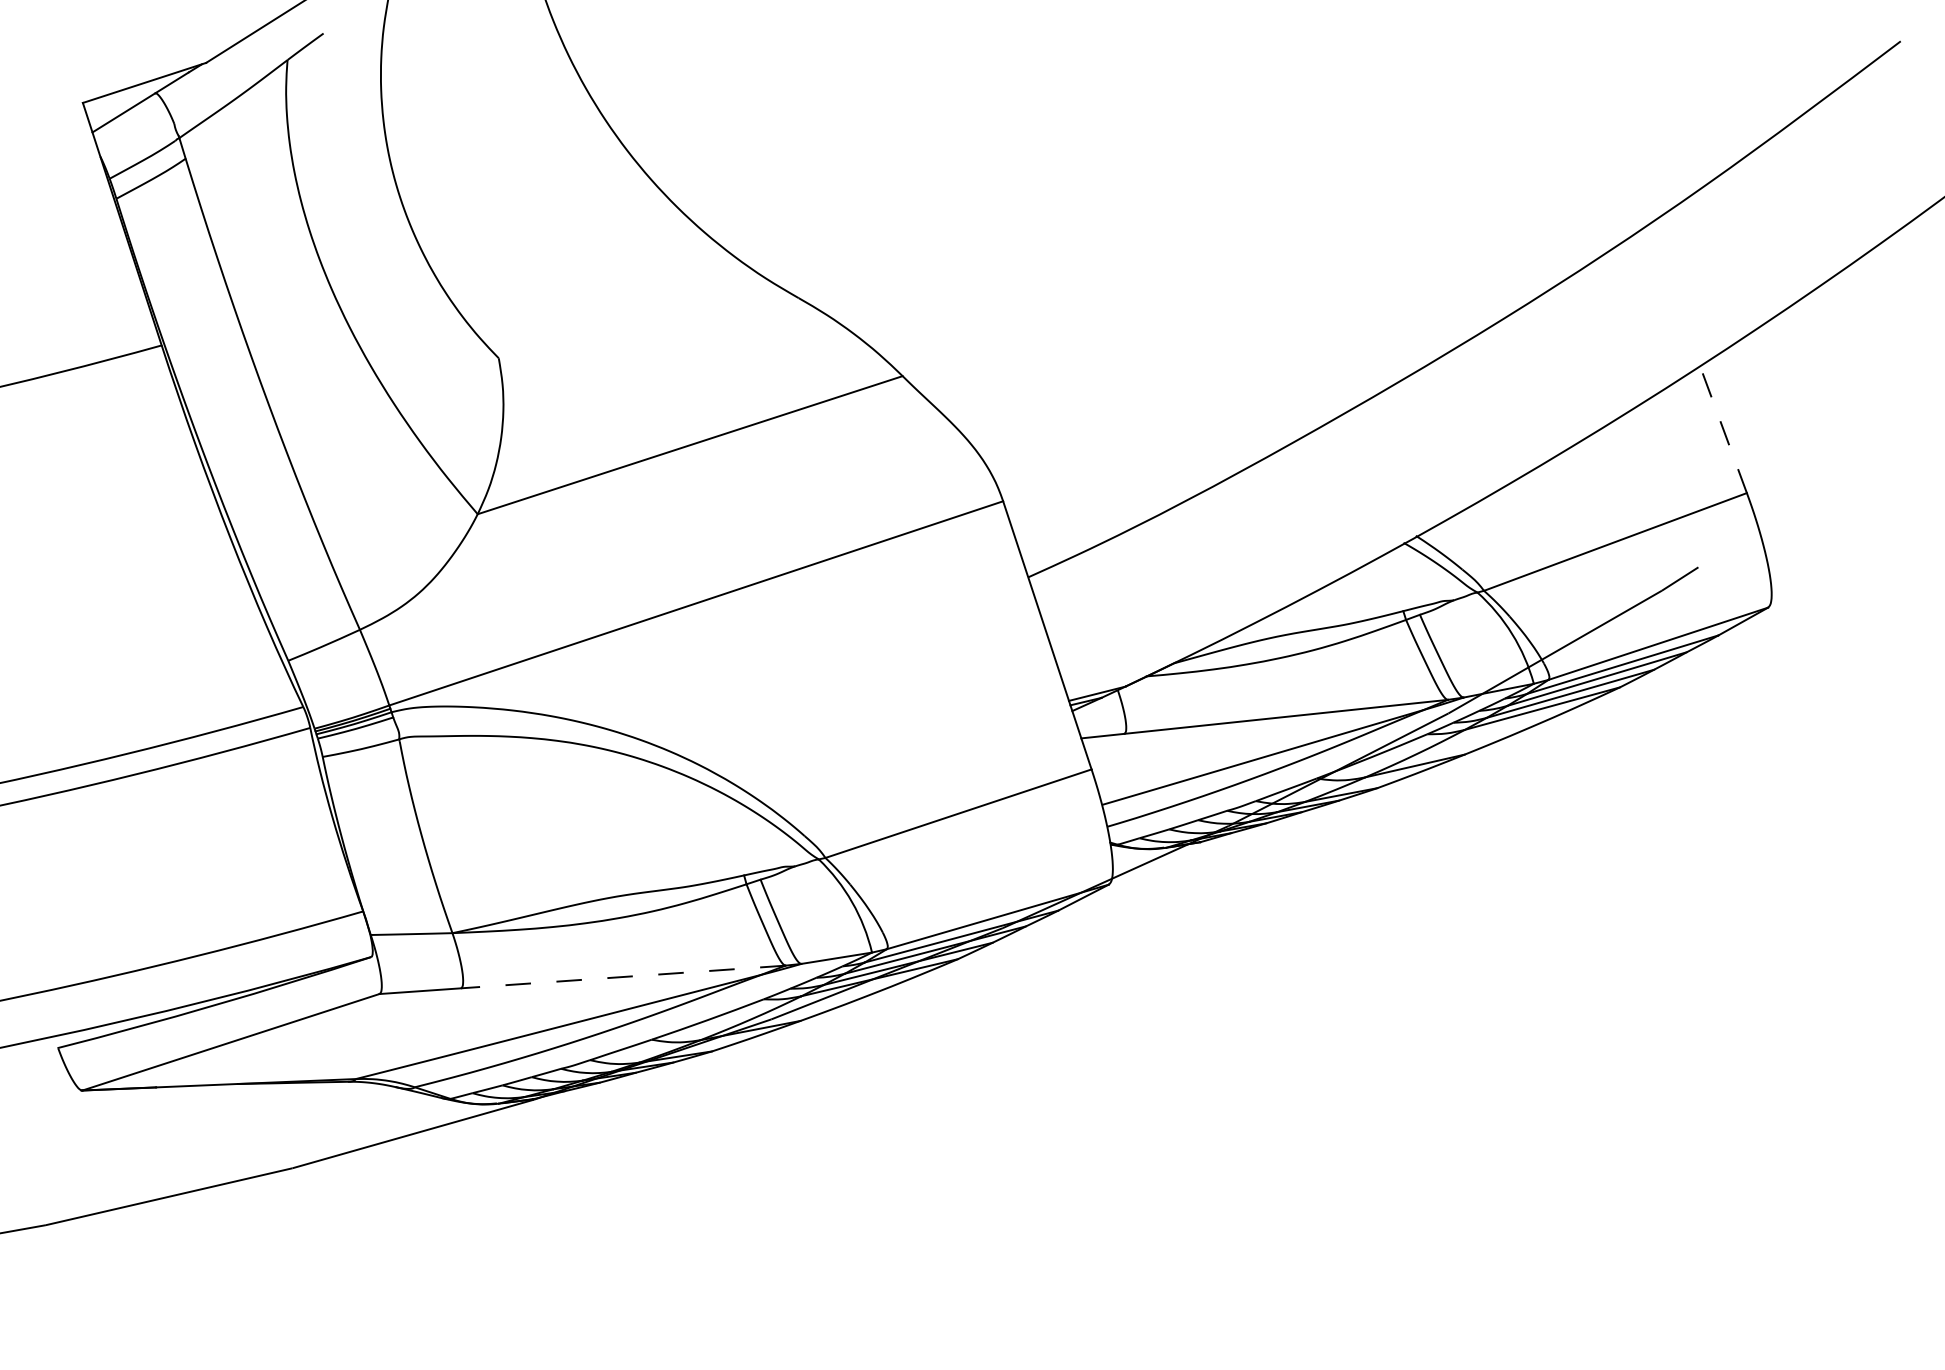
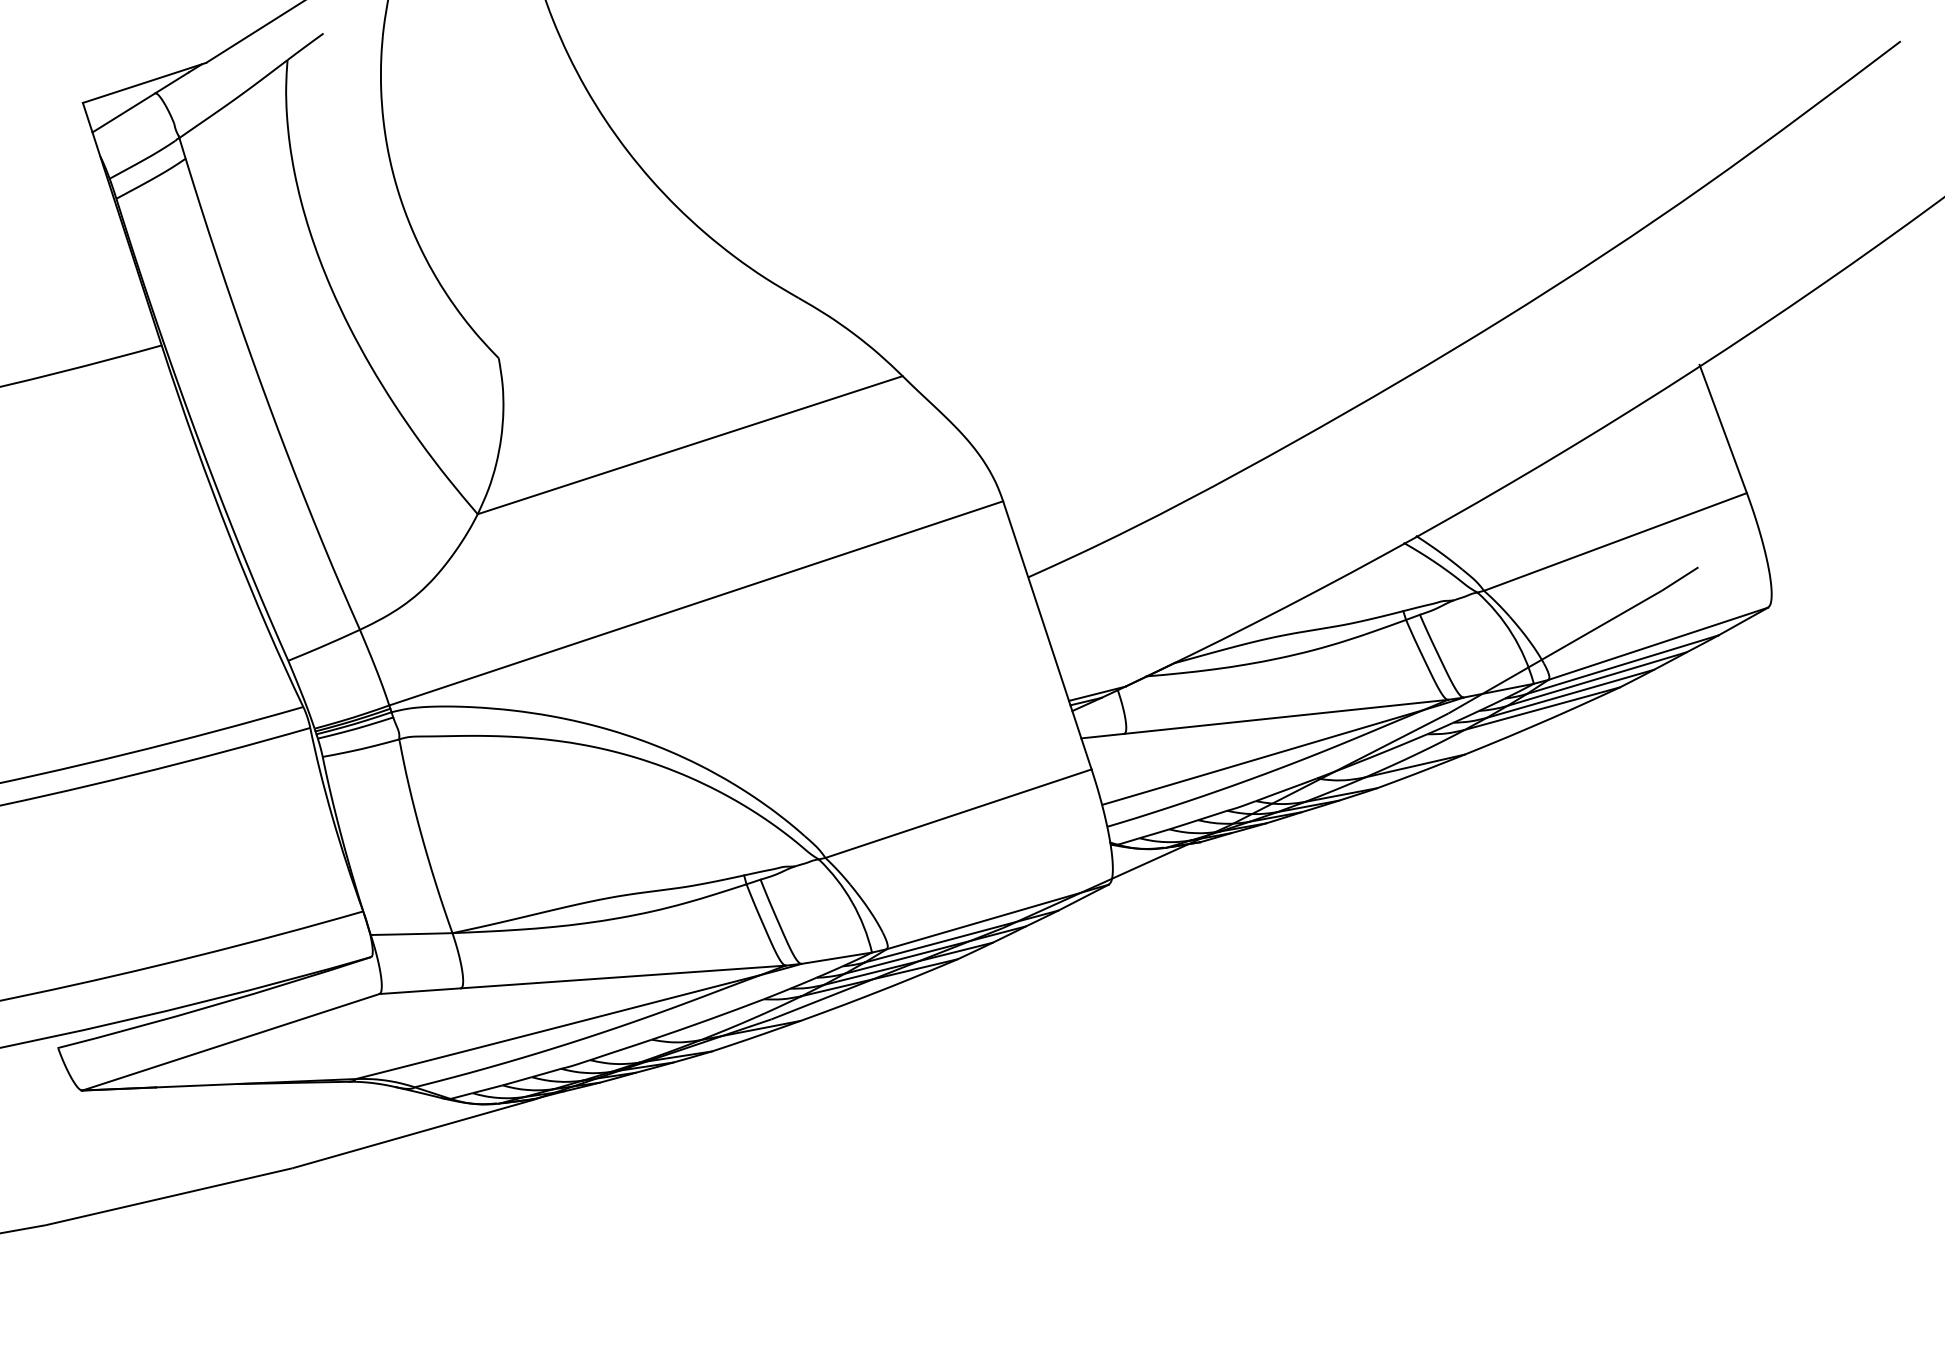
line: dashed -> solid (1723, 428)
line: dashed -> solid (623, 976)
